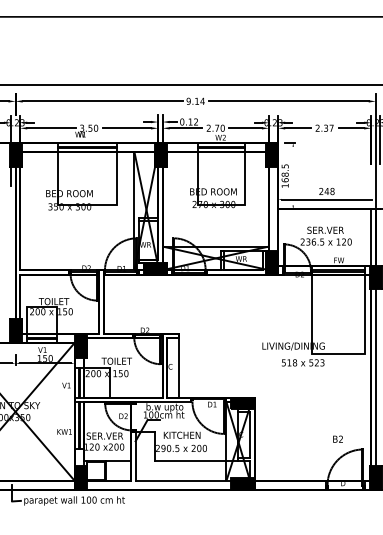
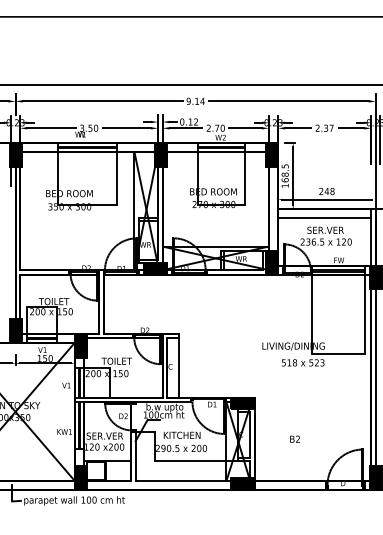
line: none -> present (293, 175)
line: none -> present (324, 218)
text position: (337, 438) -> (294, 438) (294, 438)
